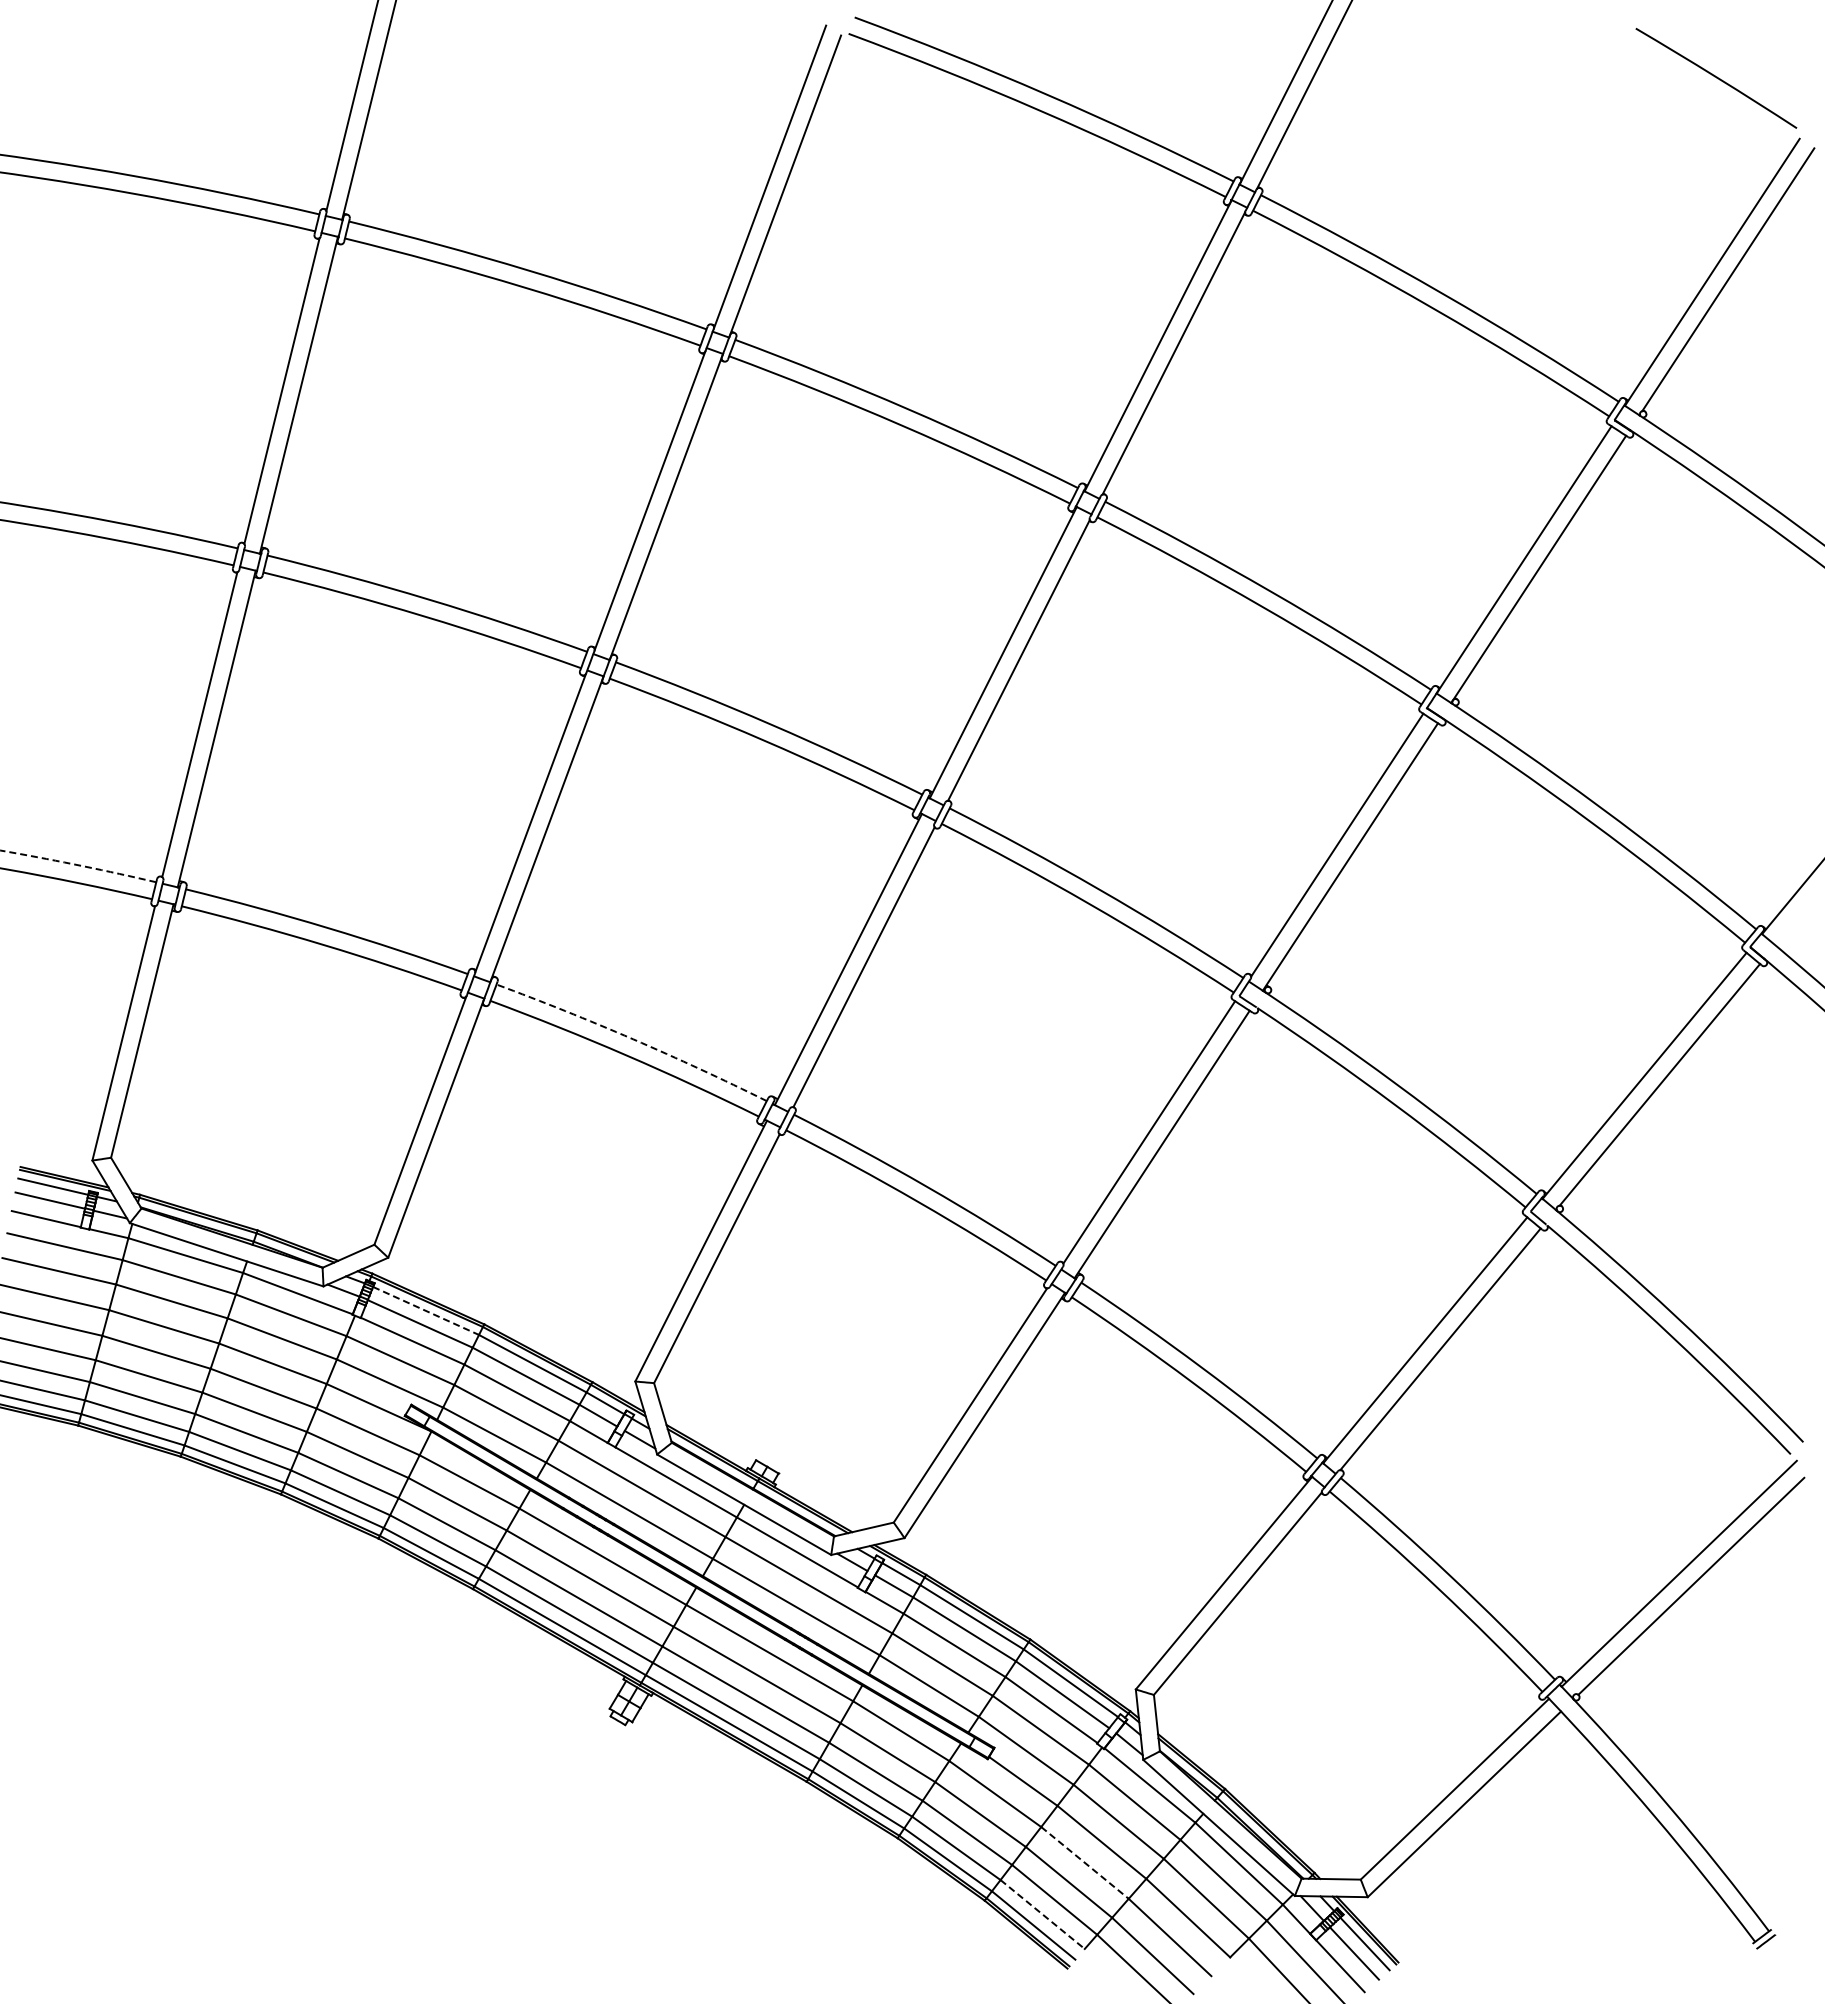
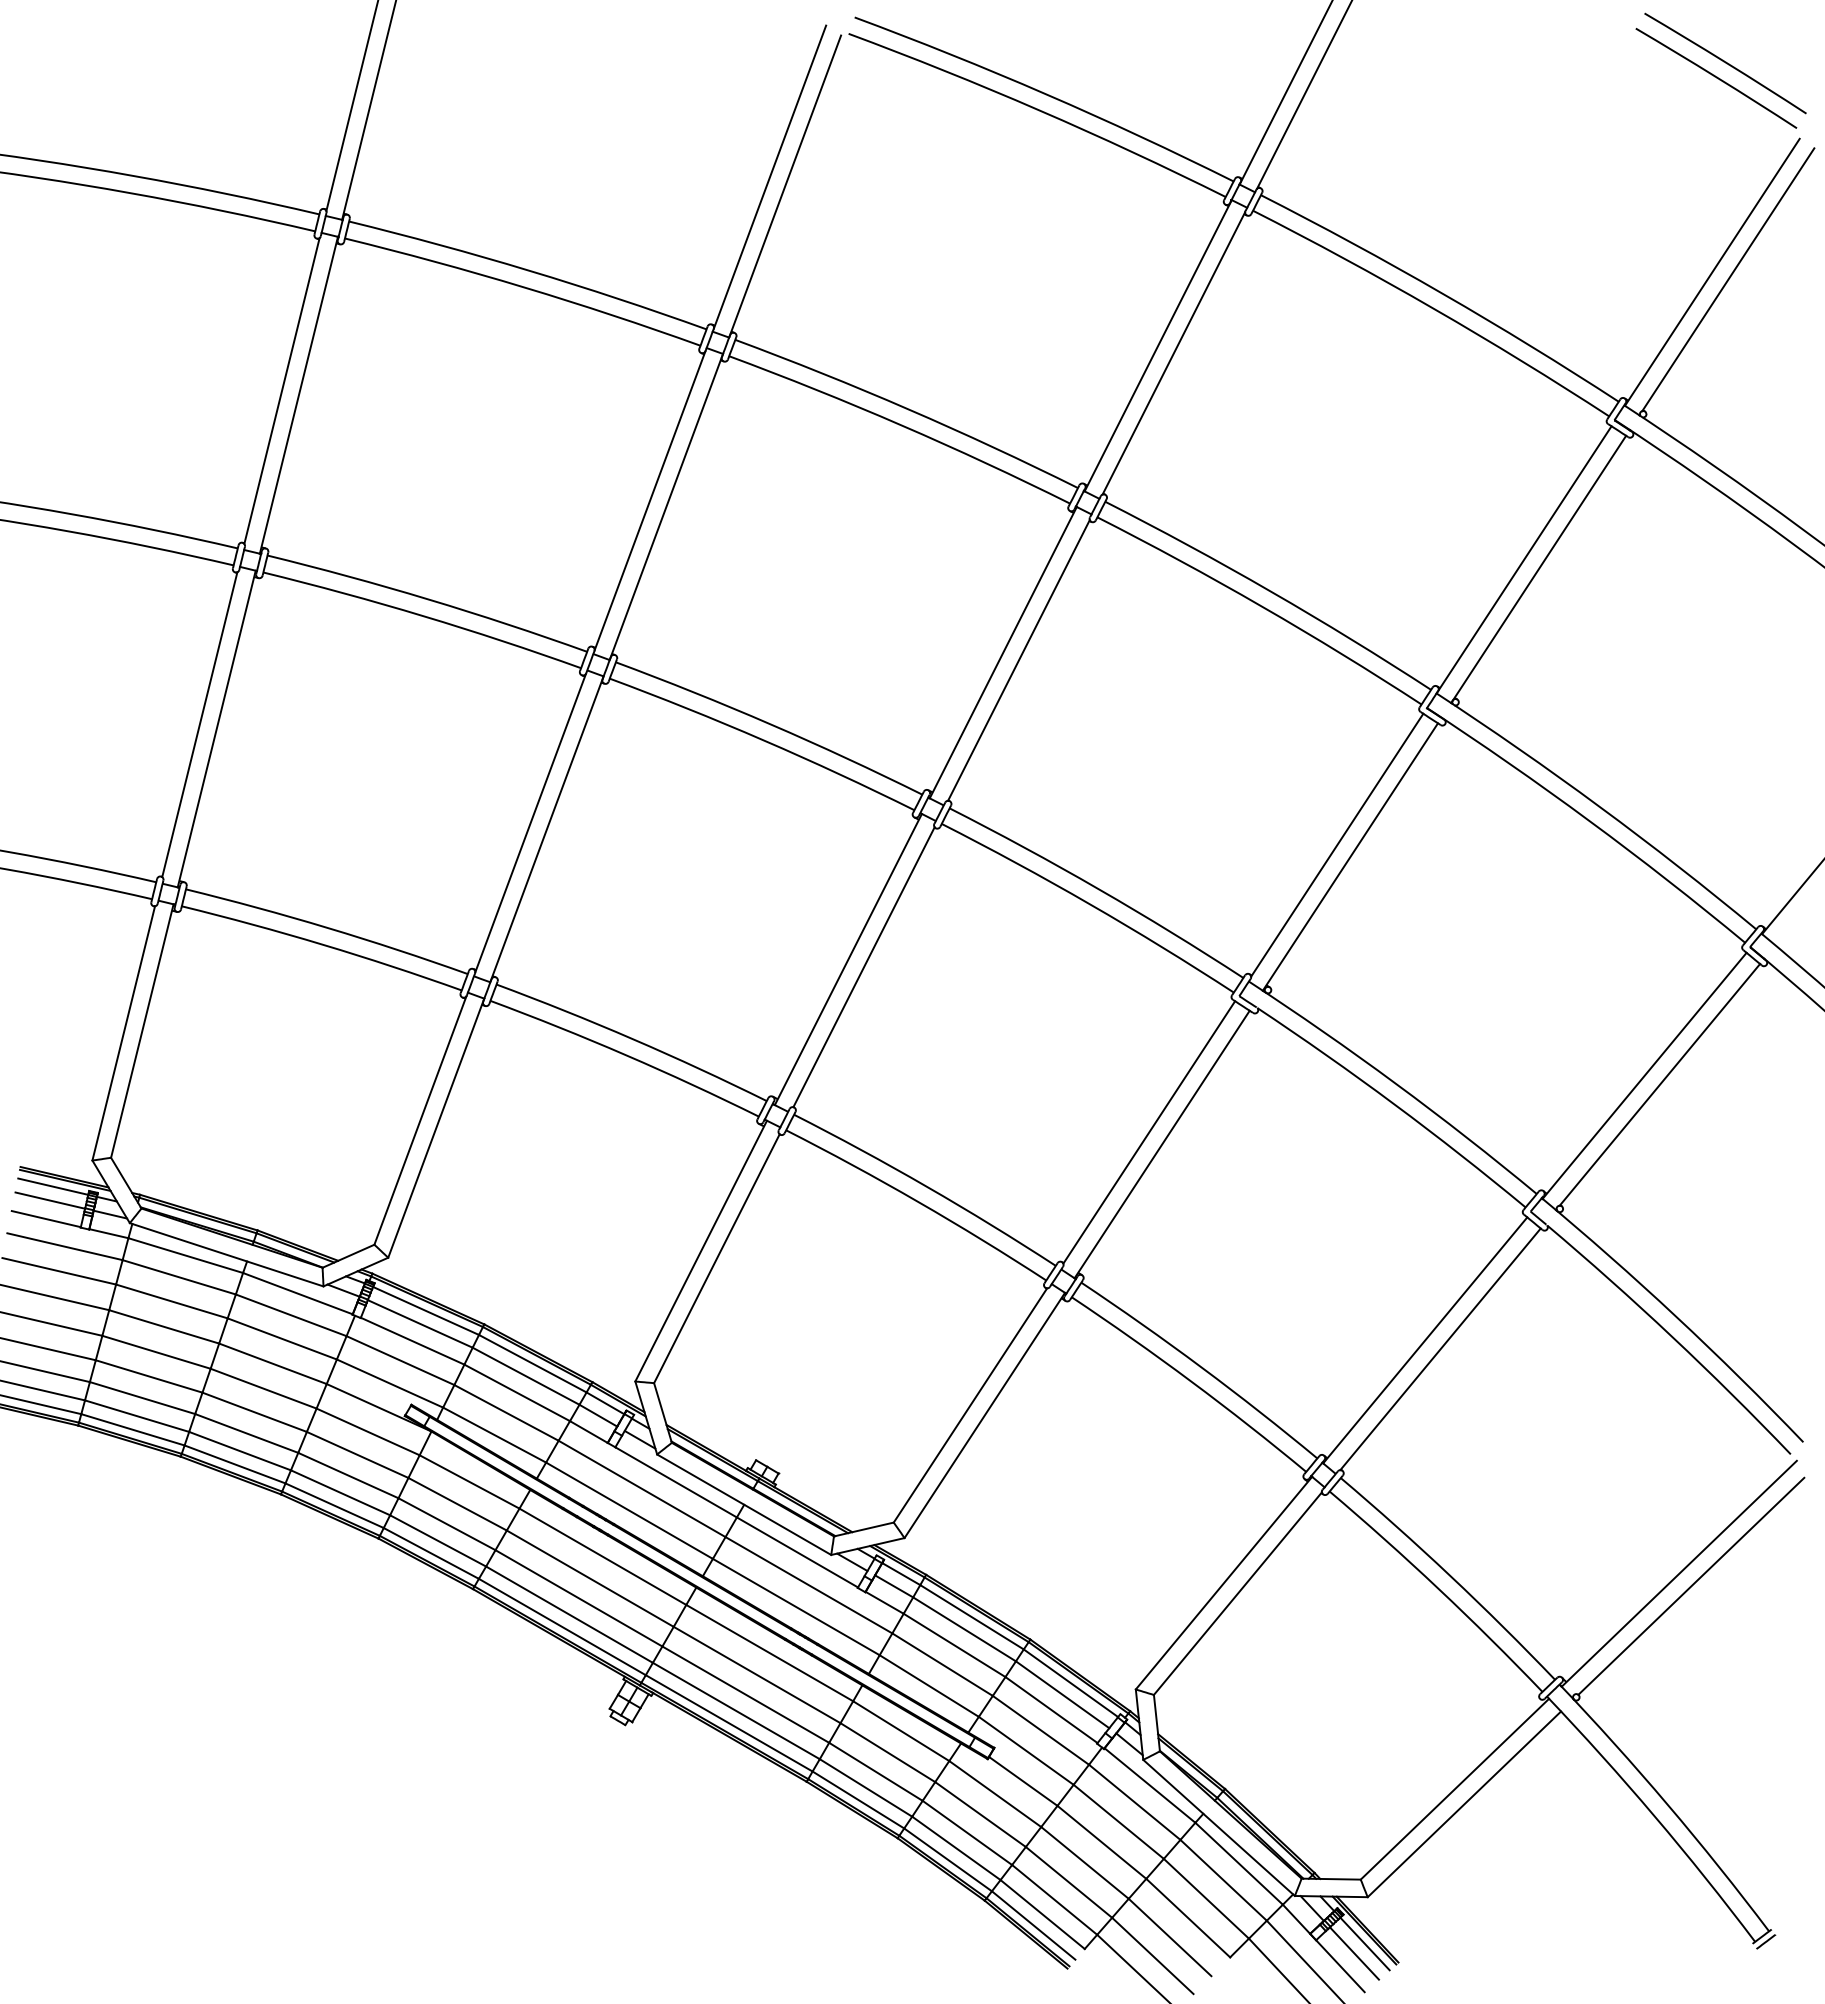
arc: none -> present (1725, 63)
arc: dashed -> solid (78, 865)
arc: dashed -> solid (633, 1039)
line: dashed -> solid (426, 1311)
line: dashed -> solid (1085, 1862)
line: dashed -> solid (1043, 1914)
